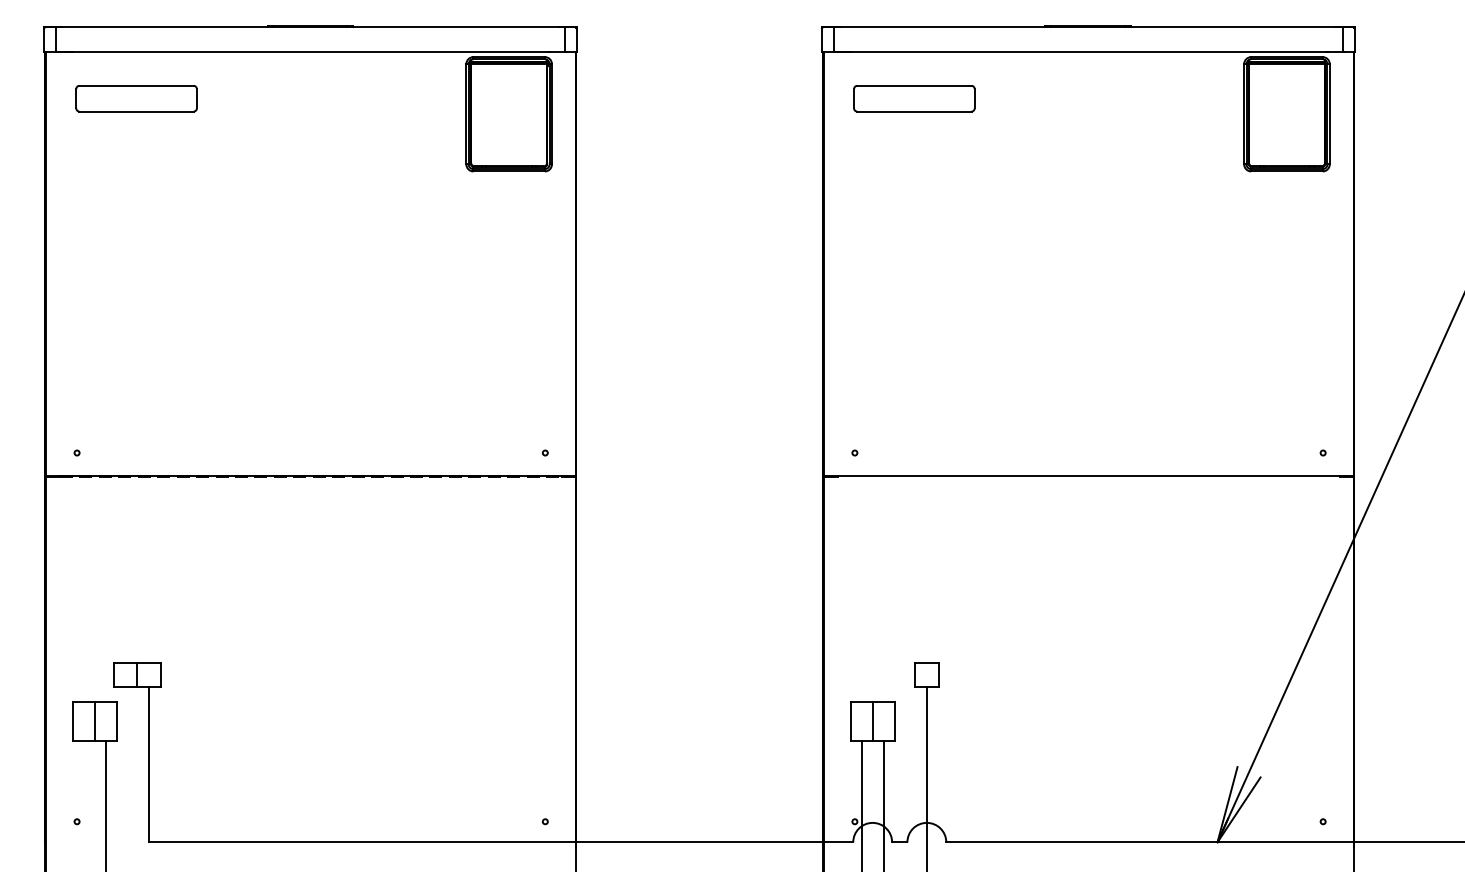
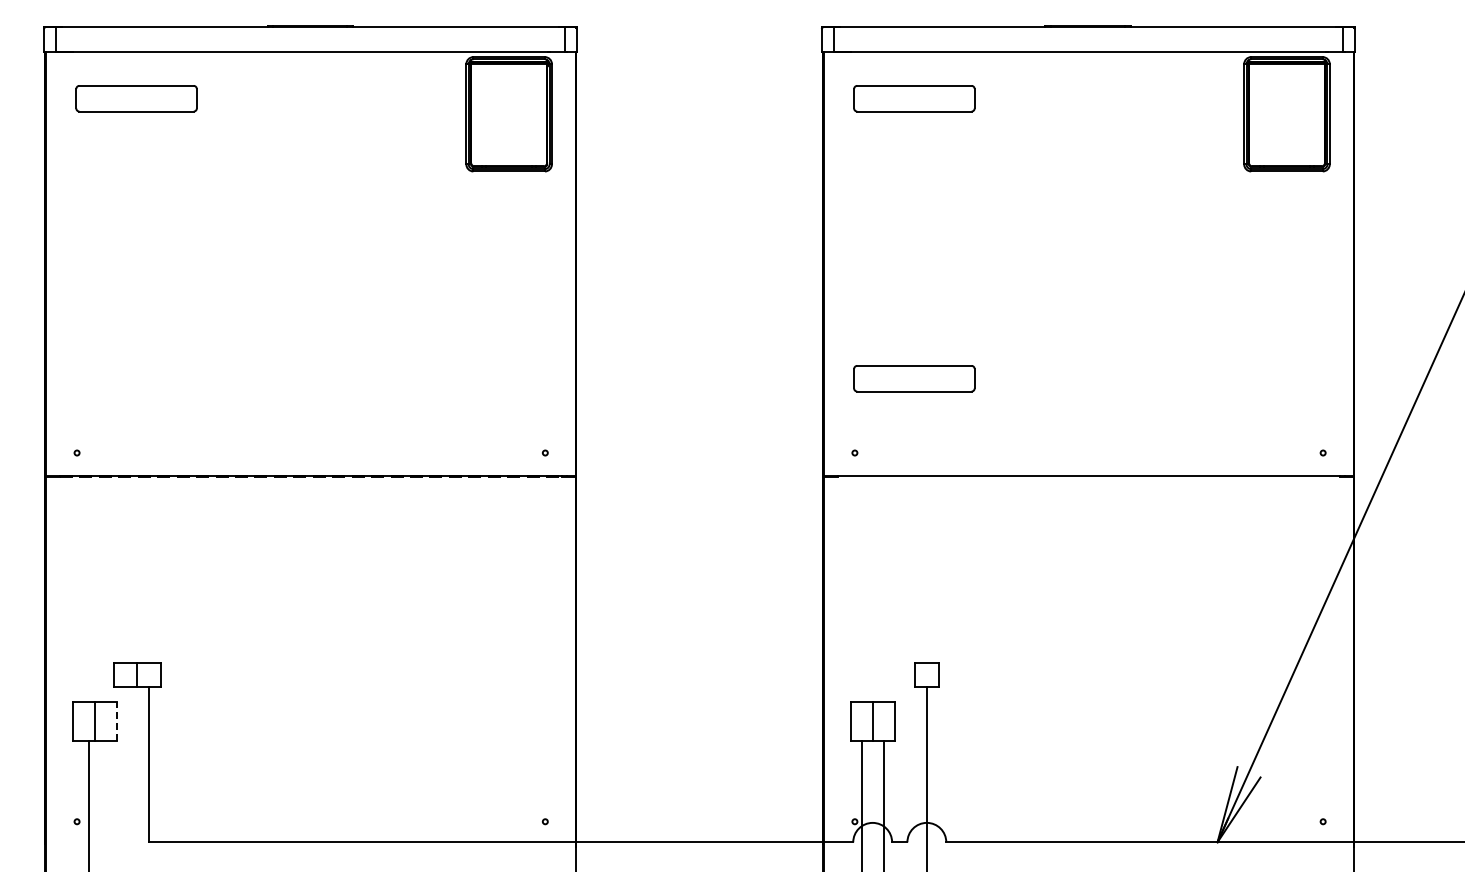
part: none -> present (914, 378)
line: solid -> dashed (116, 721)
line position: (105, 804) -> (88, 804) (88, 804)
